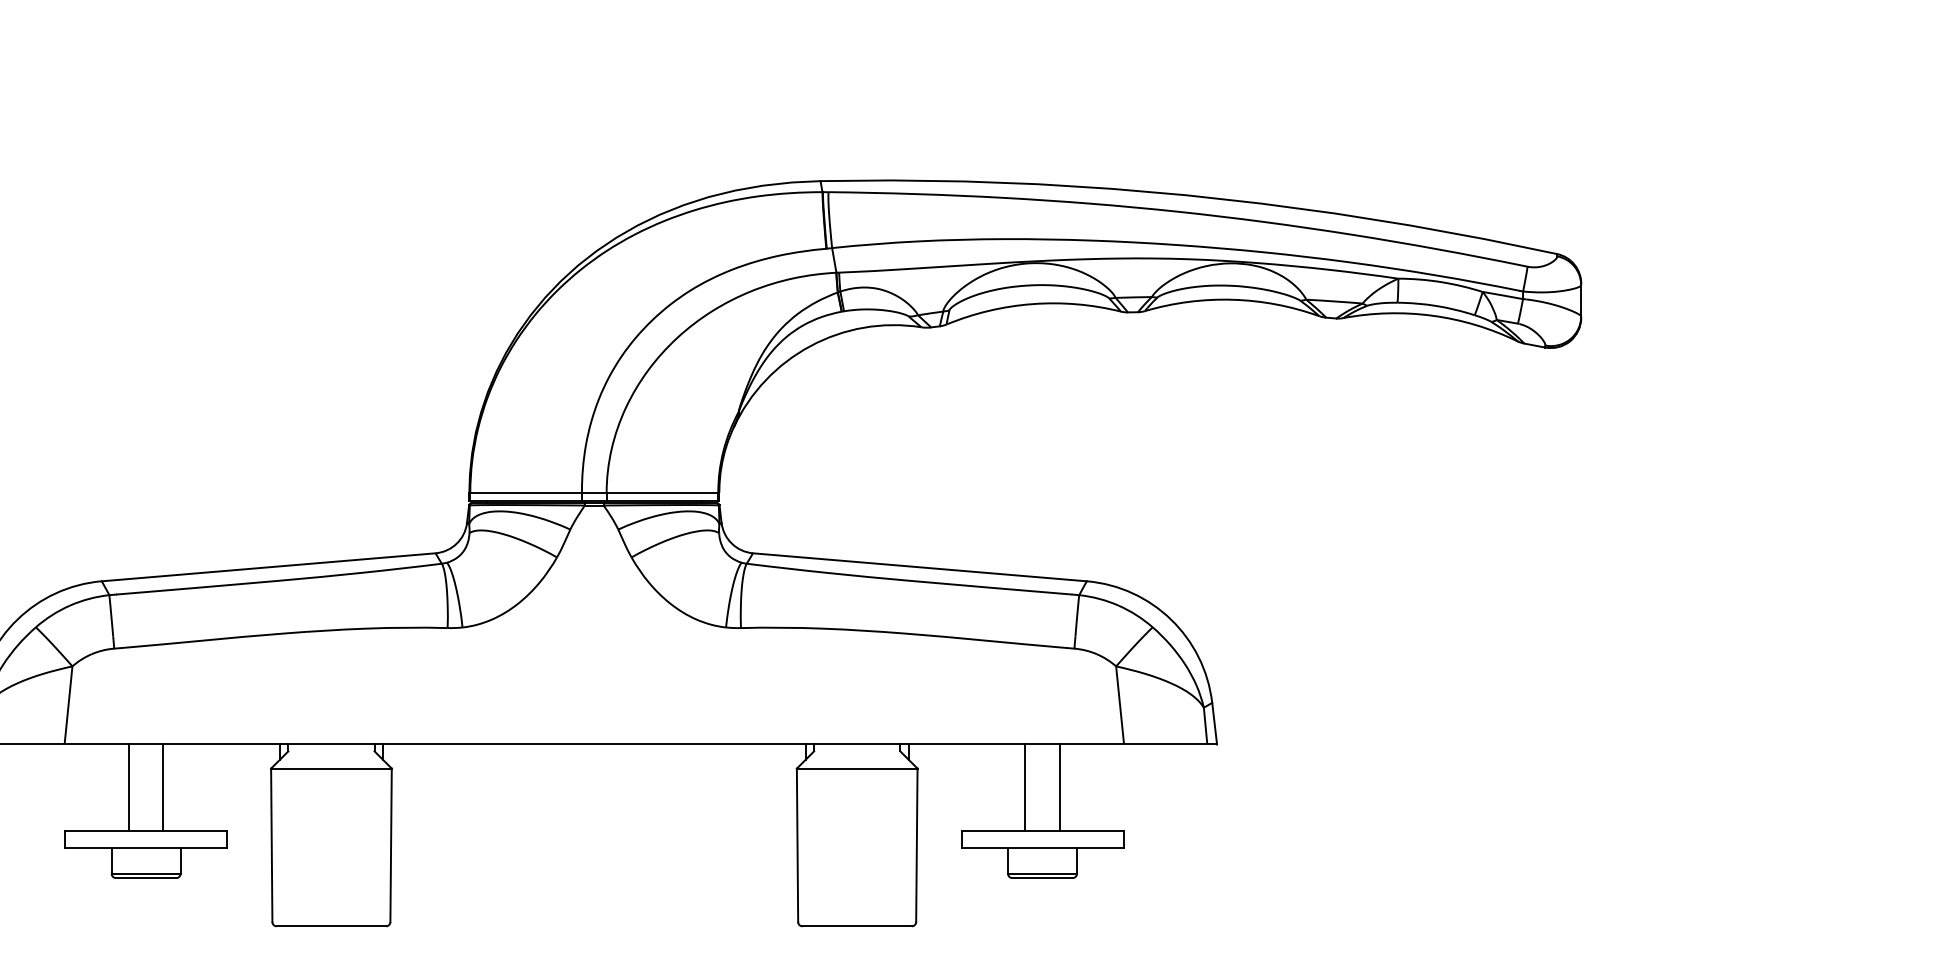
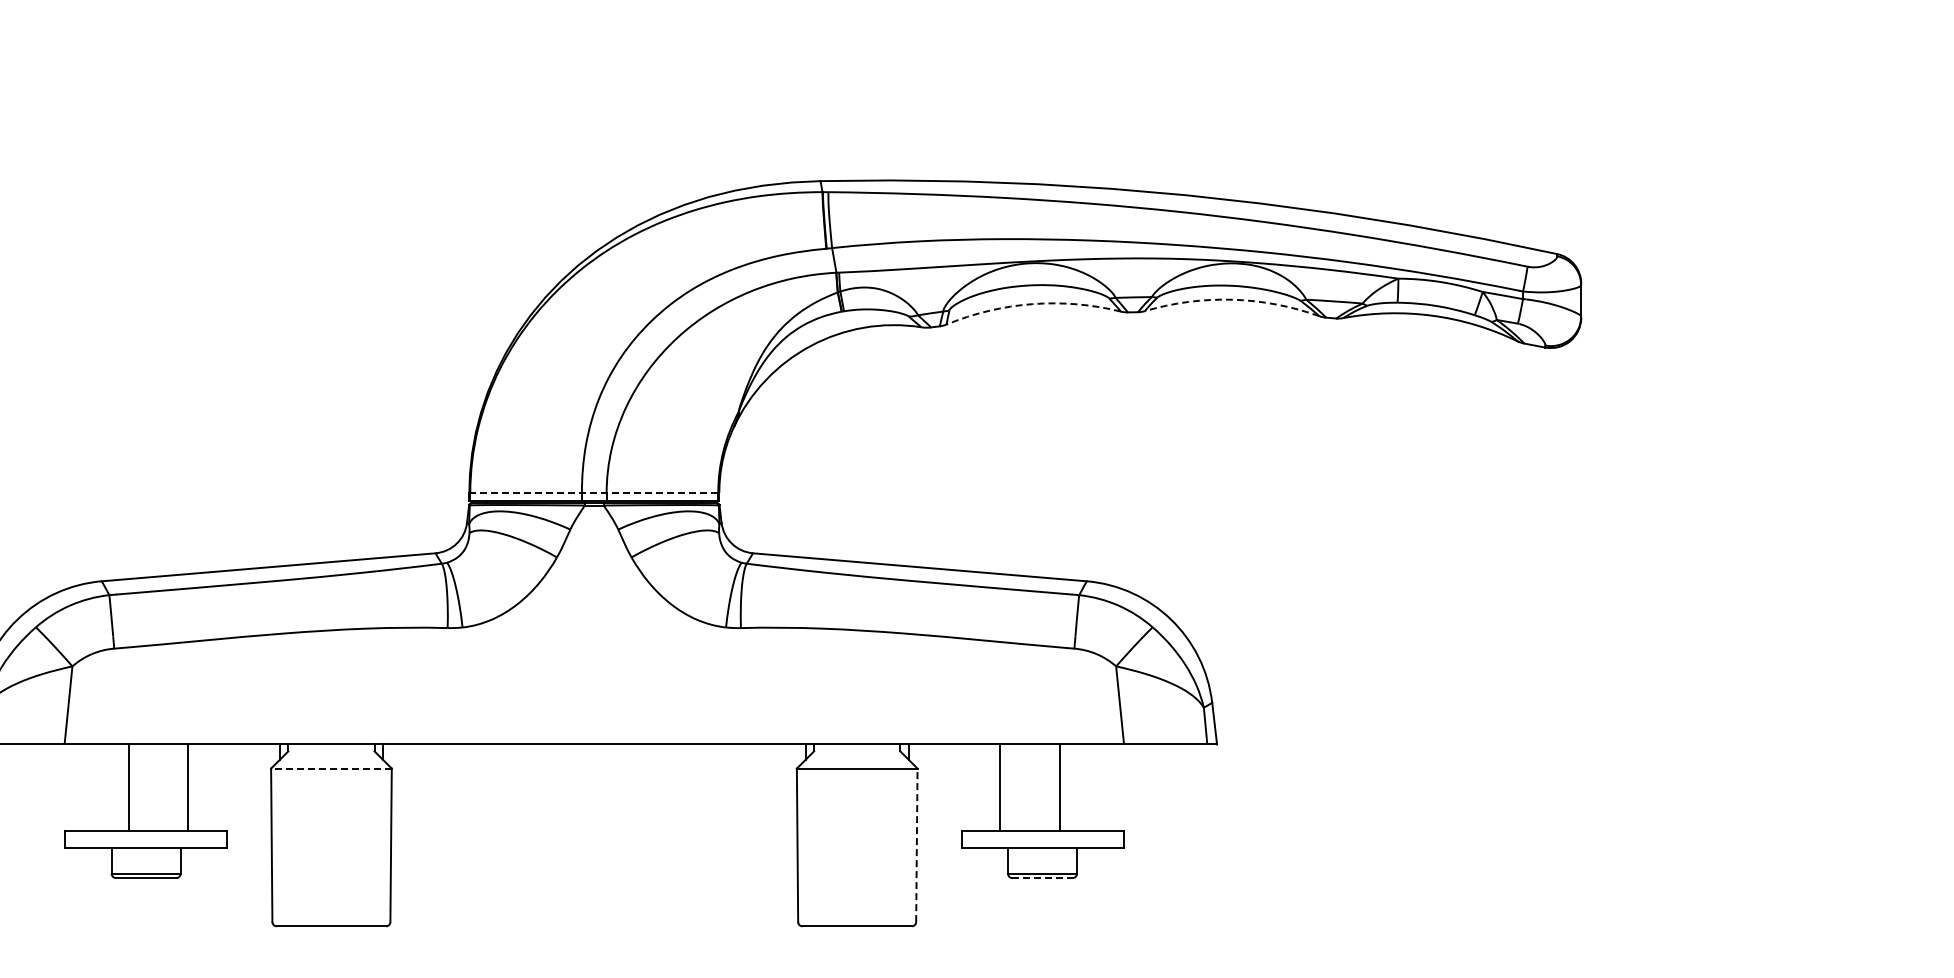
arc: solid -> dashed (1232, 299)
arc: solid -> dashed (1032, 304)
line: solid -> dashed (594, 492)
line: solid -> dashed (330, 768)
line position: (163, 787) -> (188, 787) (188, 787)
line position: (1025, 787) -> (1000, 787) (1000, 787)
line: solid -> dashed (916, 845)
line: solid -> dashed (1043, 878)
